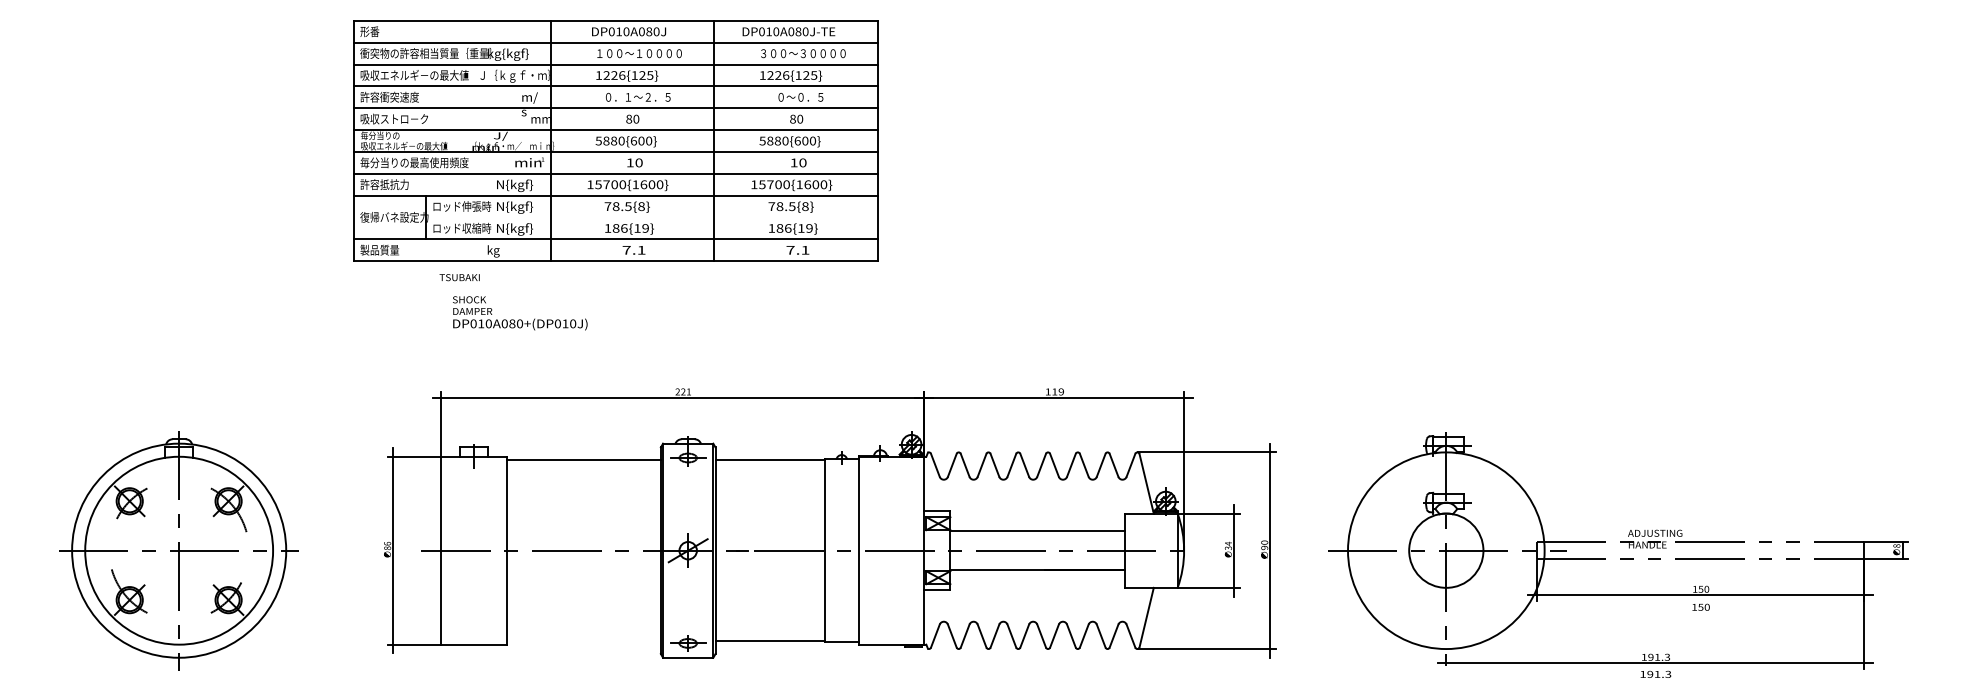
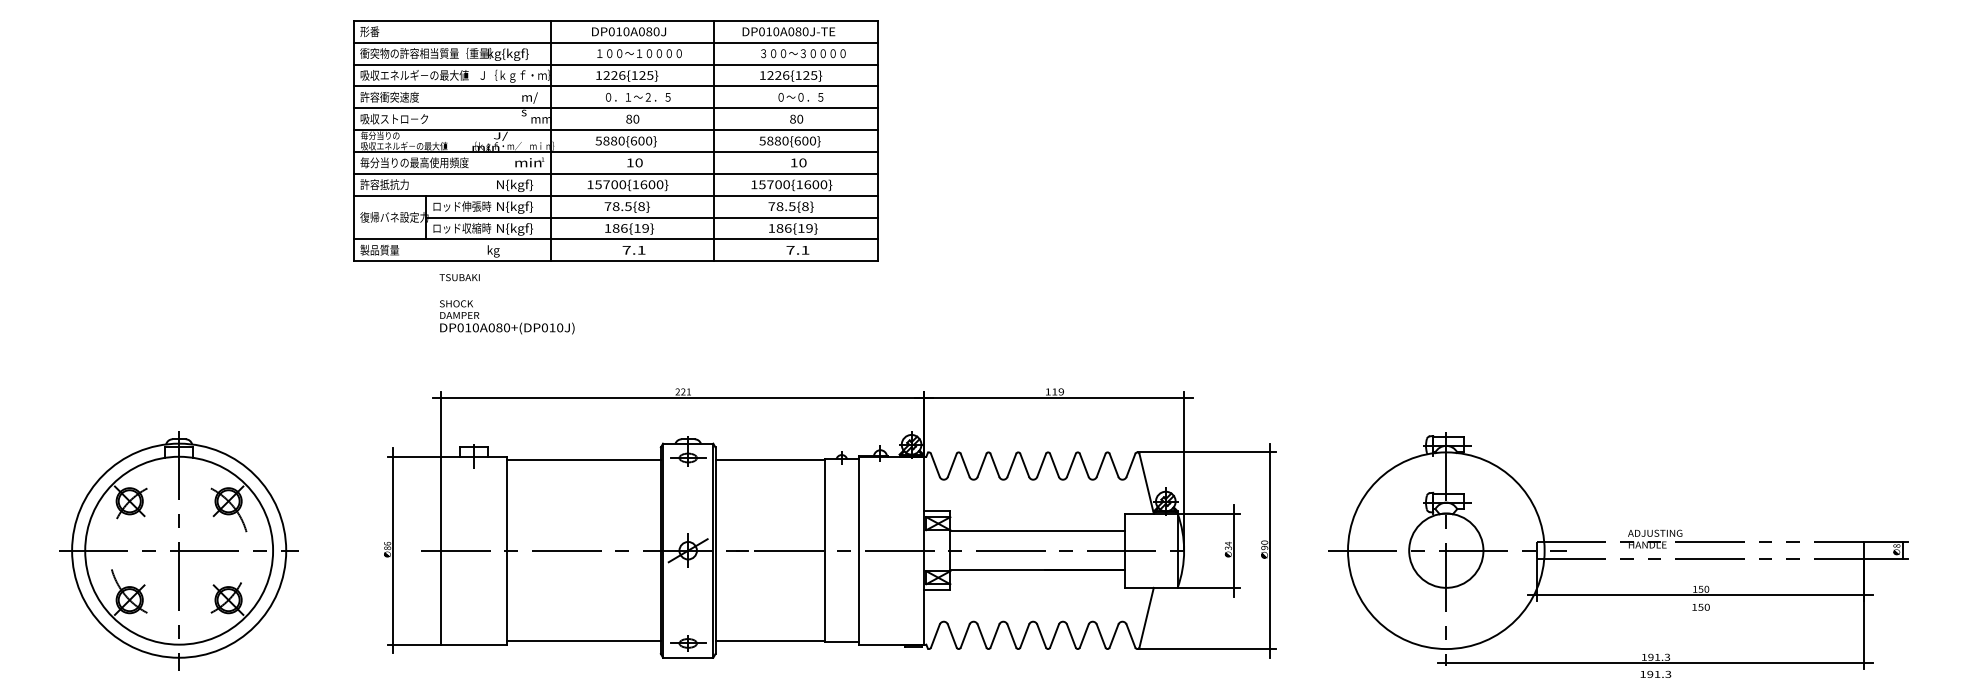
line: none -> present (652, 217)
text position: (520, 313) -> (507, 317) (507, 317)
line: none -> present (583, 640)
